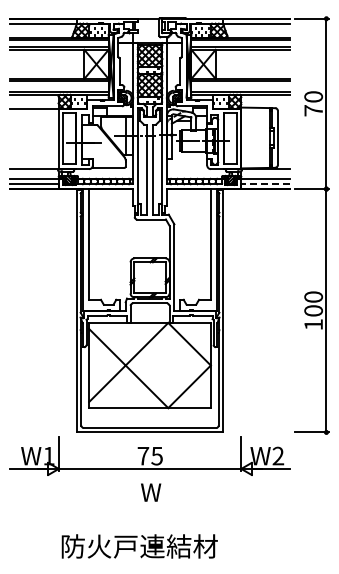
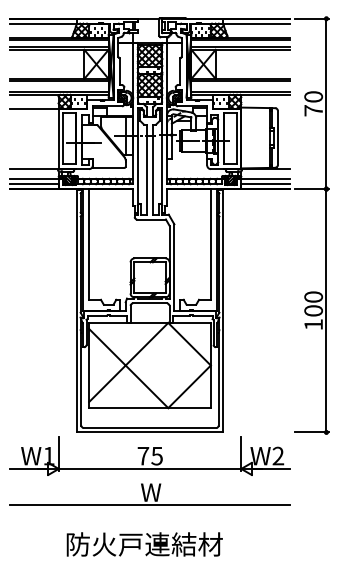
line: dashed -> solid (265, 184)
line: none -> present (149, 505)
text position: (139, 546) -> (144, 544) (144, 544)
